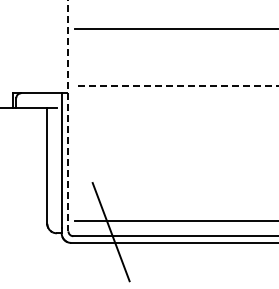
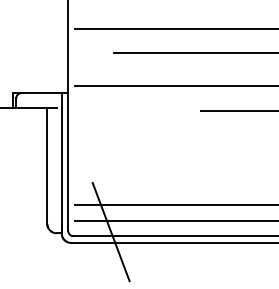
line: none -> present (194, 52)
line: dashed -> solid (177, 85)
line: none -> present (237, 111)
line: dashed -> solid (68, 116)
line: none -> present (175, 204)
